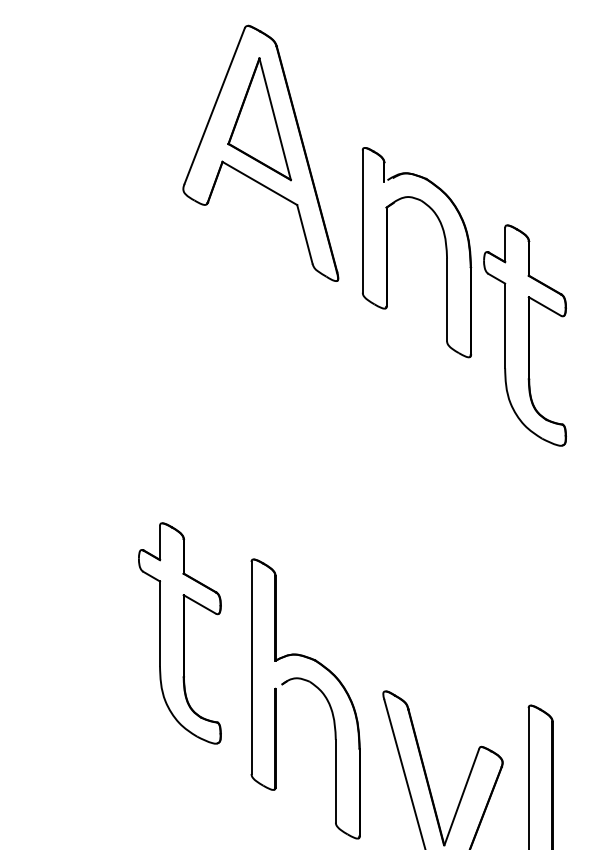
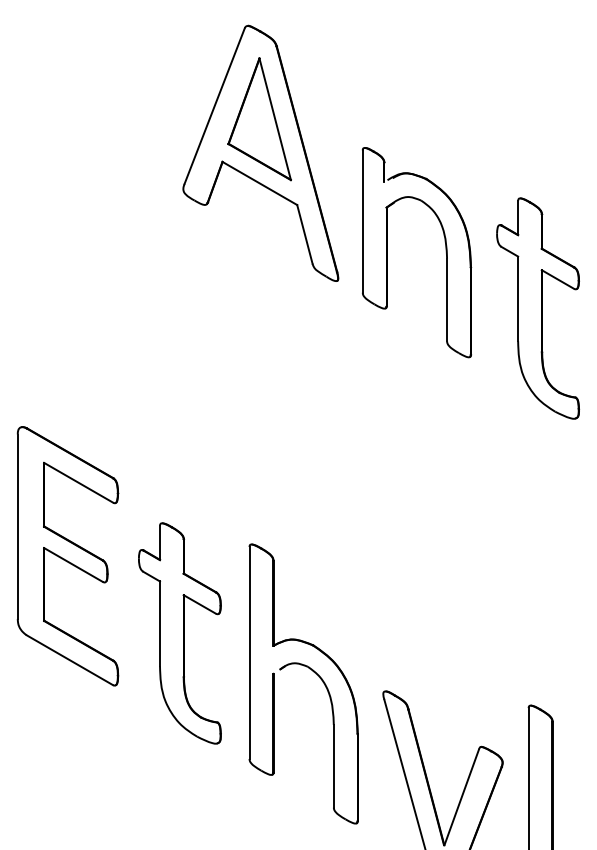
part position: (524, 335) -> (537, 308) (537, 308)
part: none -> present (67, 556)
part position: (315, 687) -> (313, 672) (313, 672)
